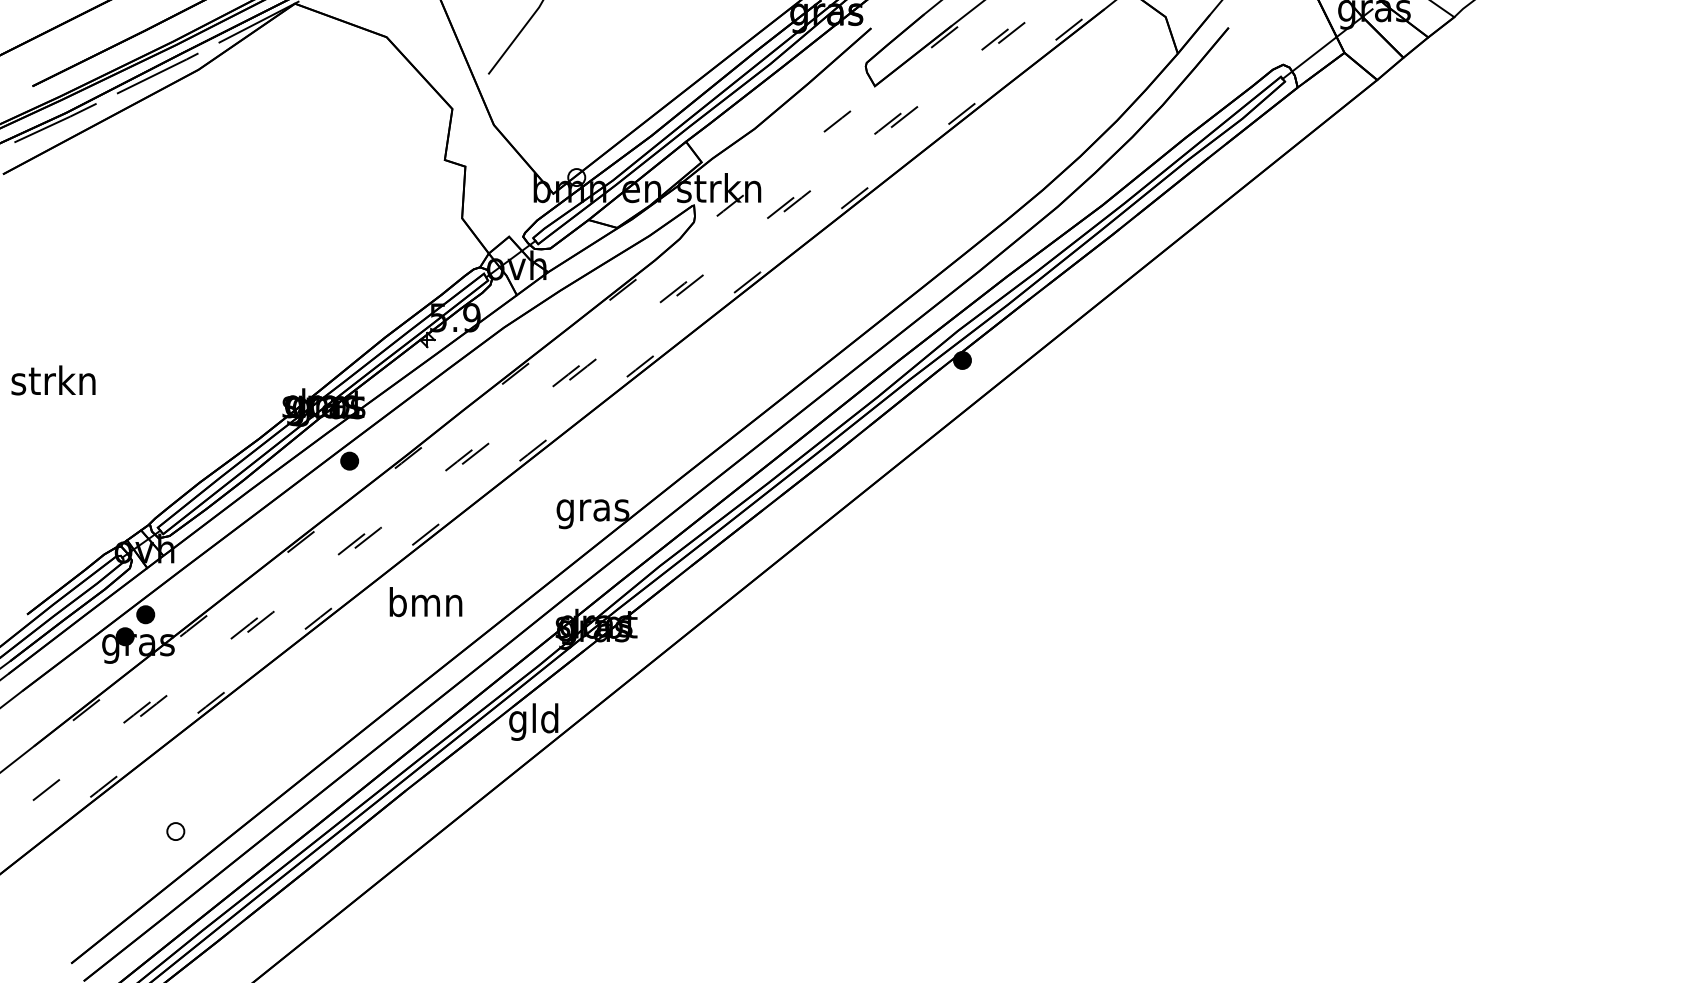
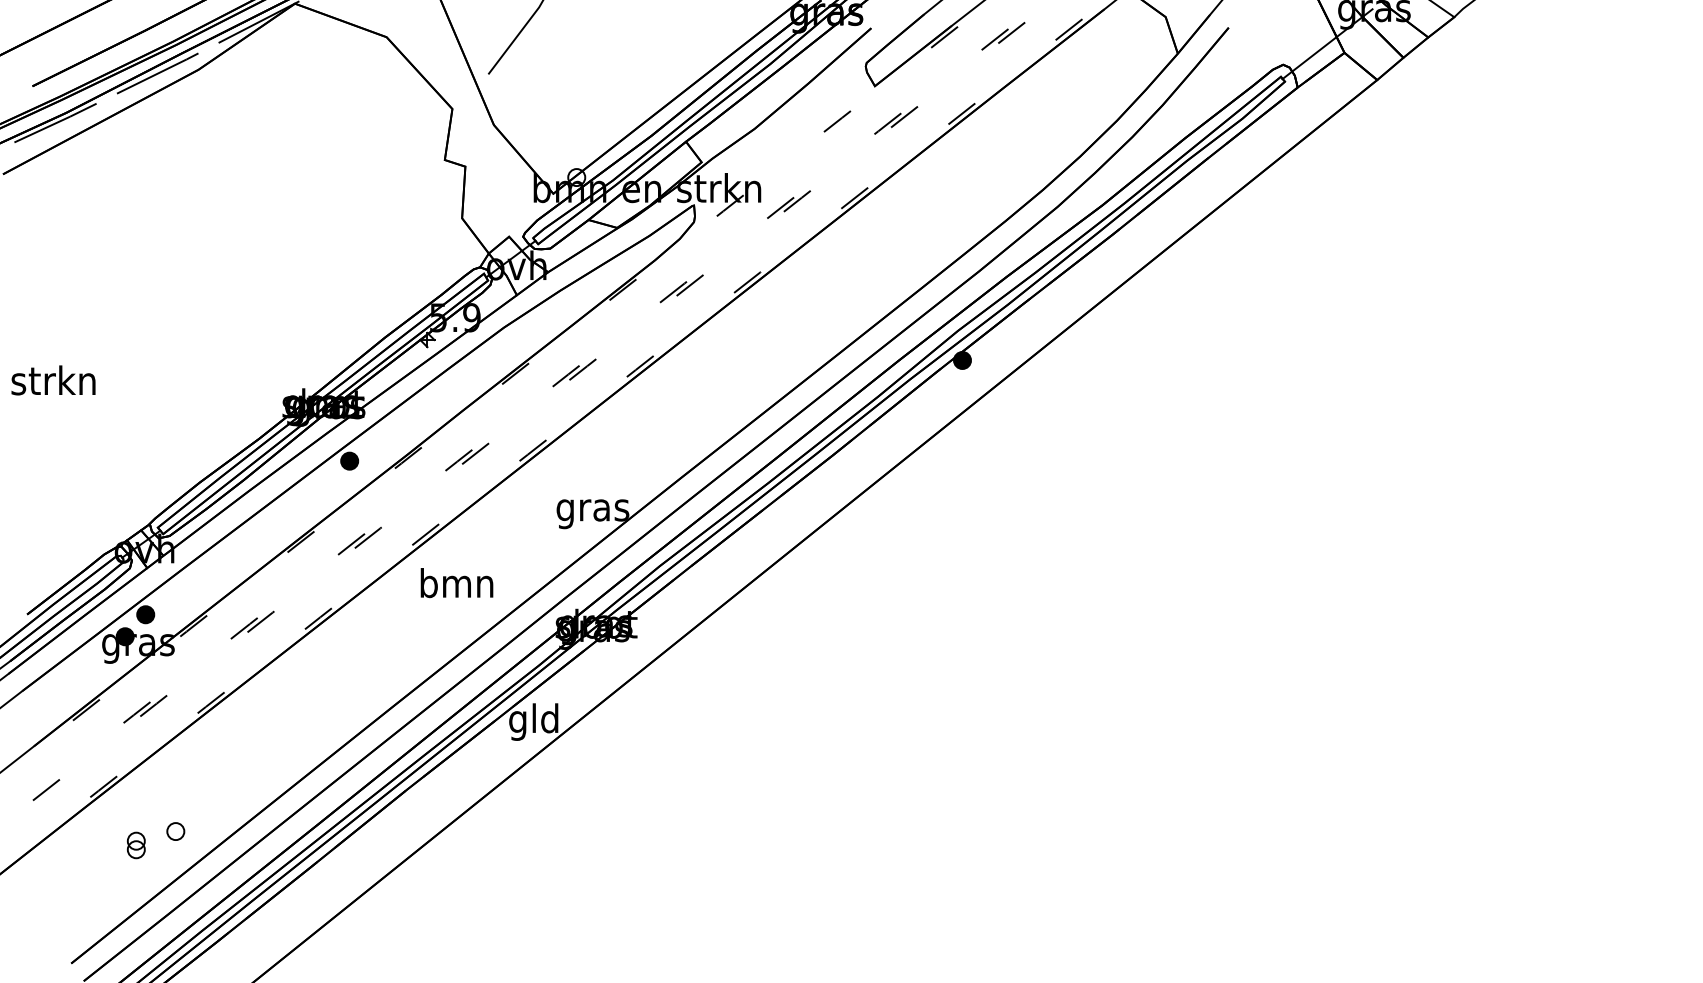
text position: (425, 602) -> (456, 583) (456, 583)
part: none -> present (135, 845)
